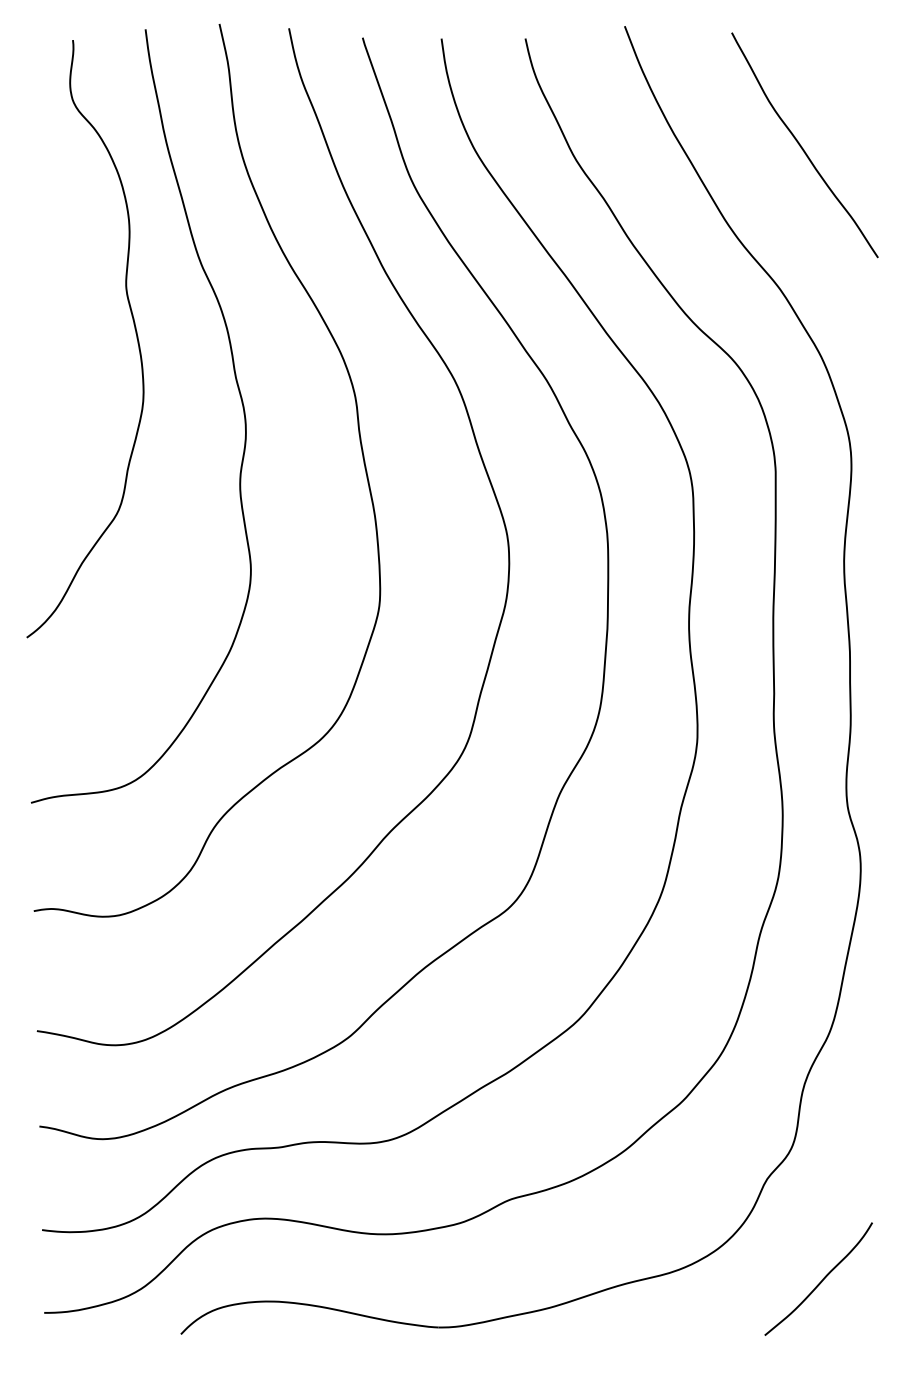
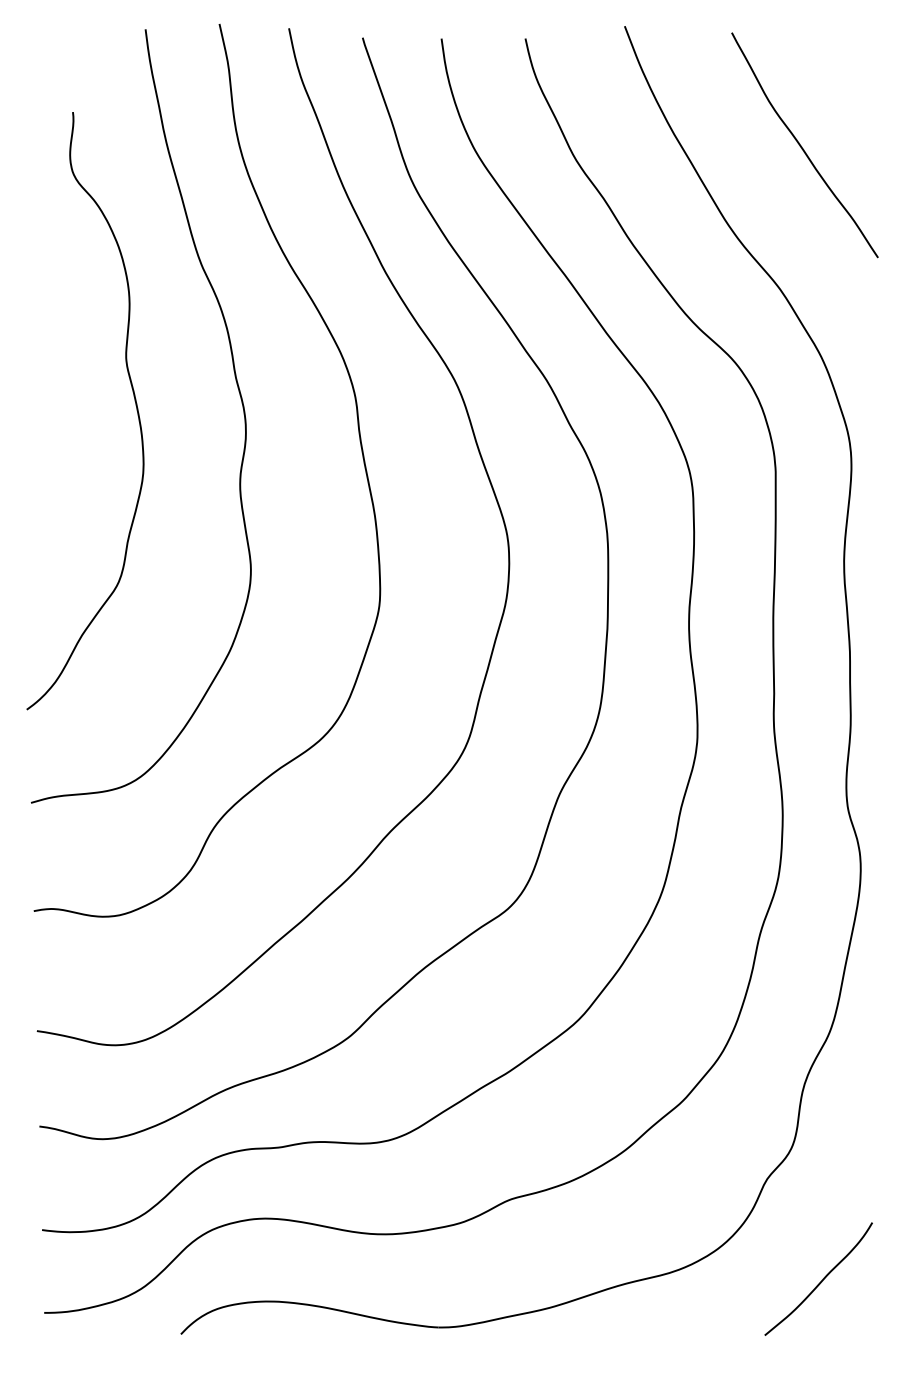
curve position: (134, 329) -> (134, 401) (134, 401)
